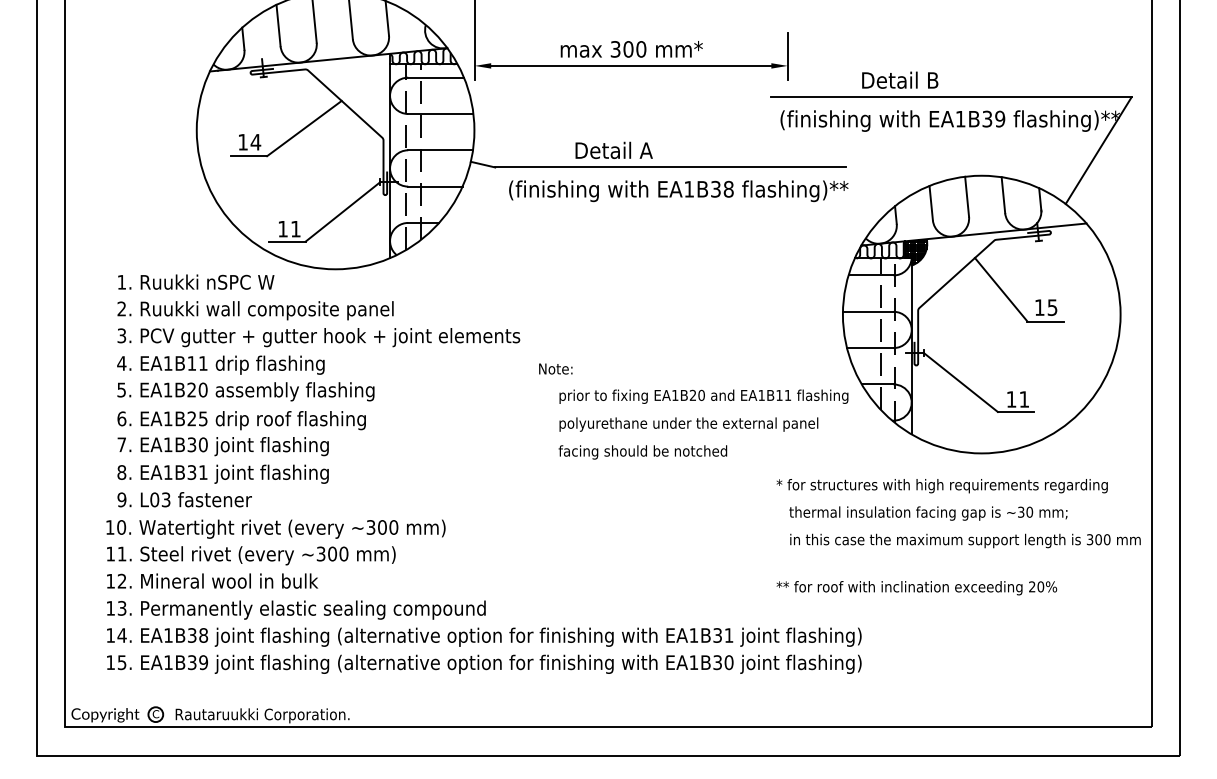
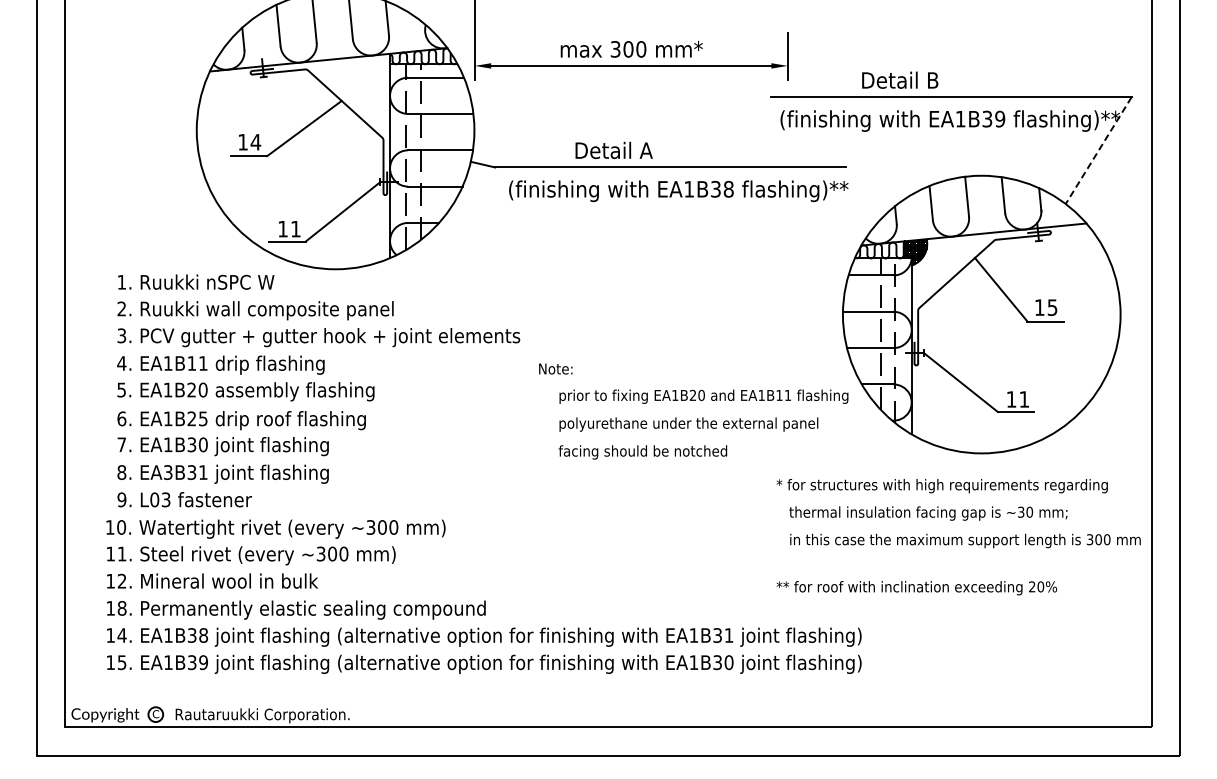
line: solid -> dashed (1098, 150)
text: EA1B31 -> EA3B31 (168, 472)
text: 13. -> 18. (121, 608)
